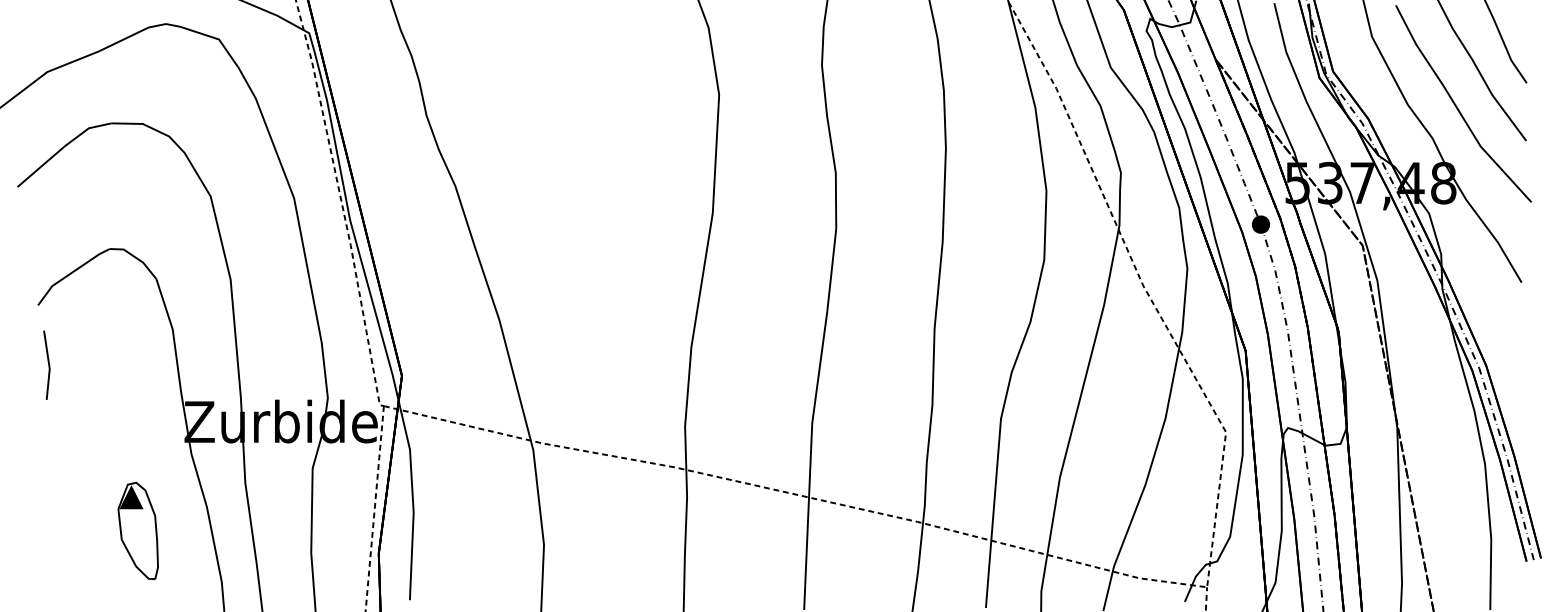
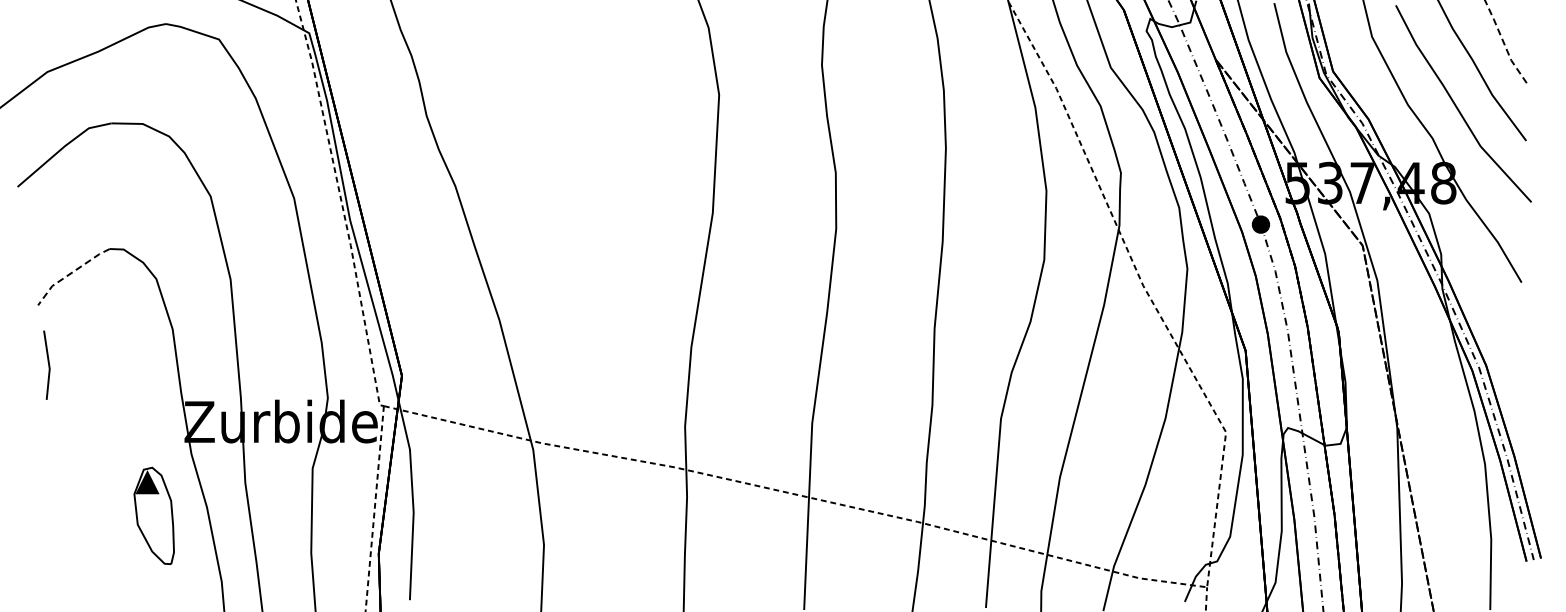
line: solid -> dashed (1503, 42)
line: solid -> dashed (70, 273)
part position: (137, 530) -> (153, 515) (153, 515)
